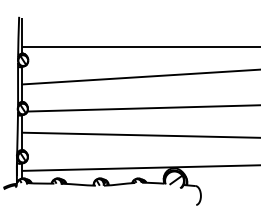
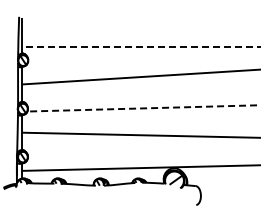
line: solid -> dashed (141, 46)
line: solid -> dashed (143, 108)
